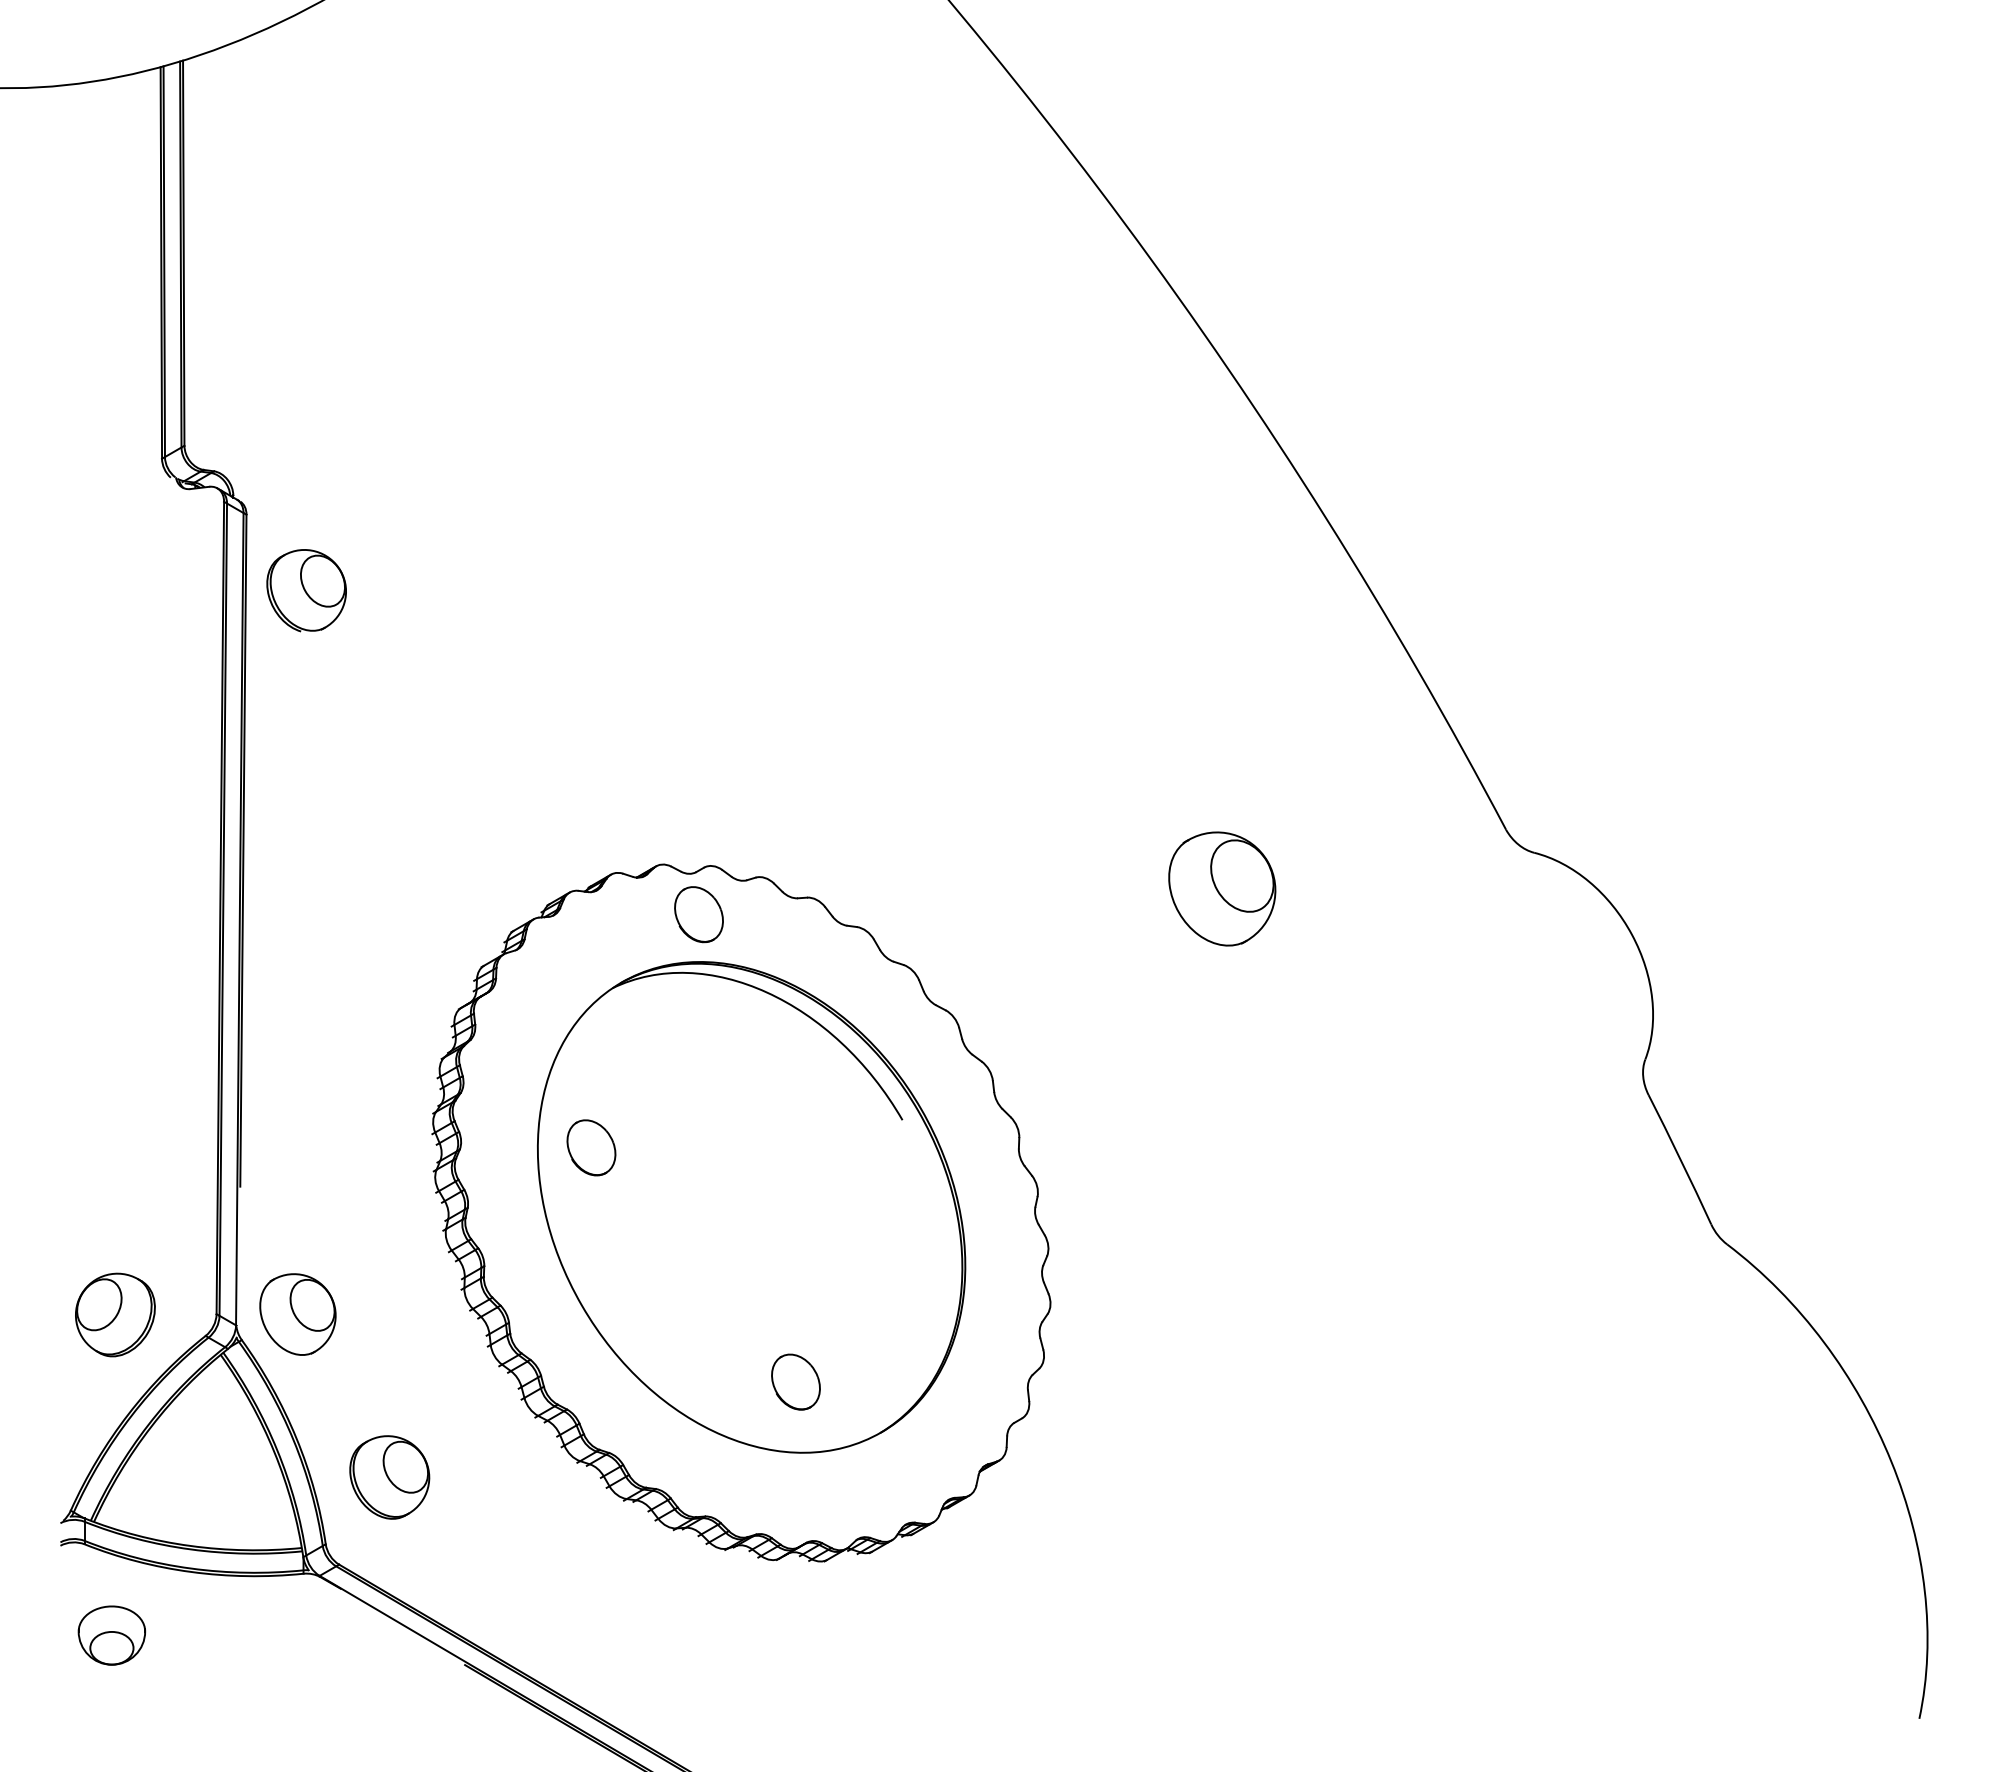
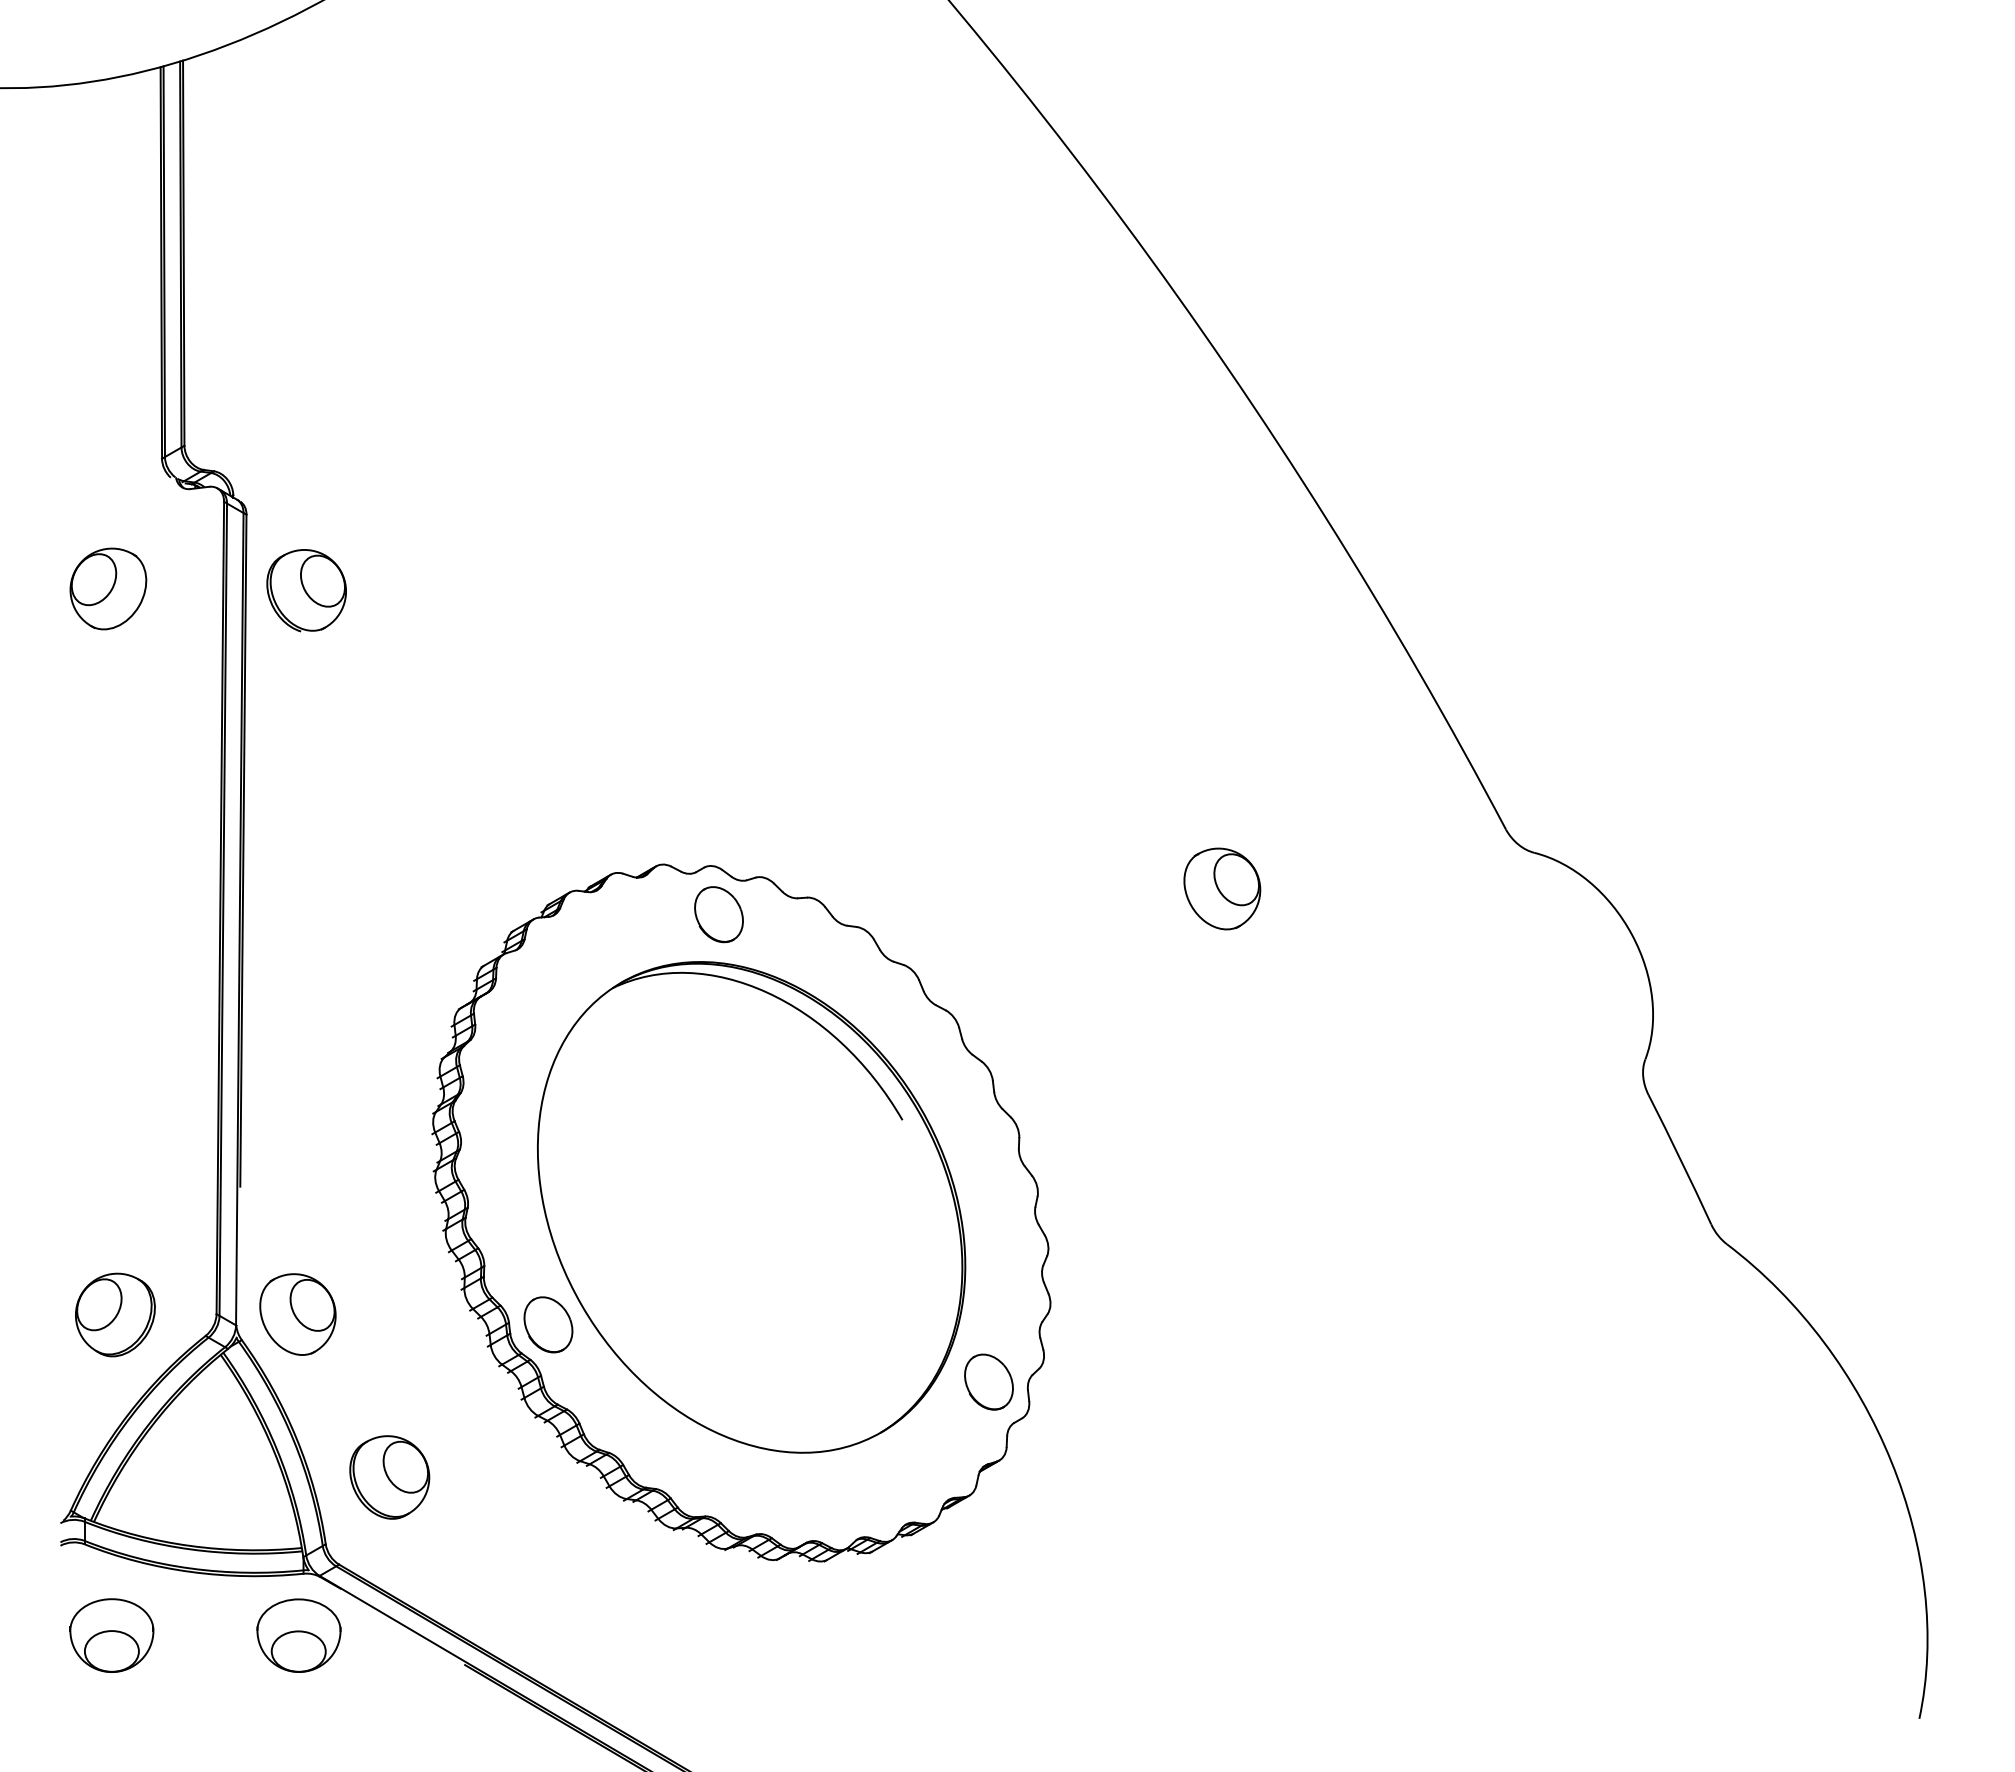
part: none -> present (108, 588)
part size: 109x116 px -> 79x84 px (1222, 888)
part position: (698, 914) -> (718, 914) (718, 914)
part position: (591, 1147) -> (548, 1324) (548, 1324)
part position: (795, 1381) -> (988, 1381) (988, 1381)
part size: 70x61 px -> 86x75 px (111, 1635)
part: none -> present (298, 1635)
